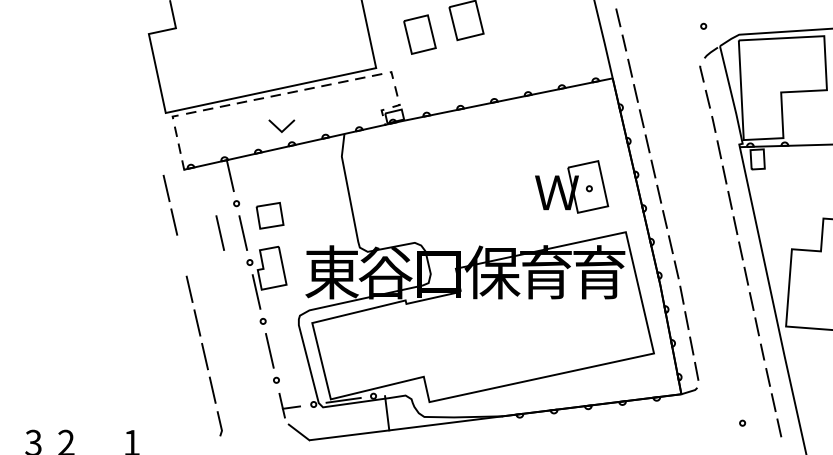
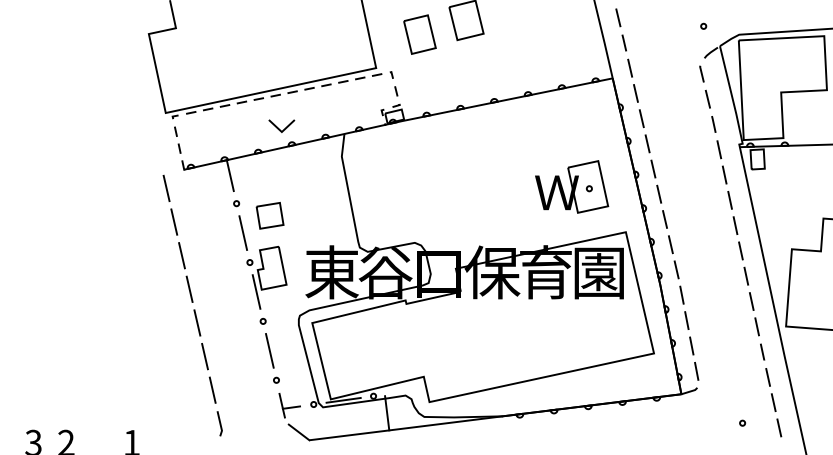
line: present -> none (219, 232)
line: none -> present (181, 255)
text: 育 -> 園 (599, 272)
